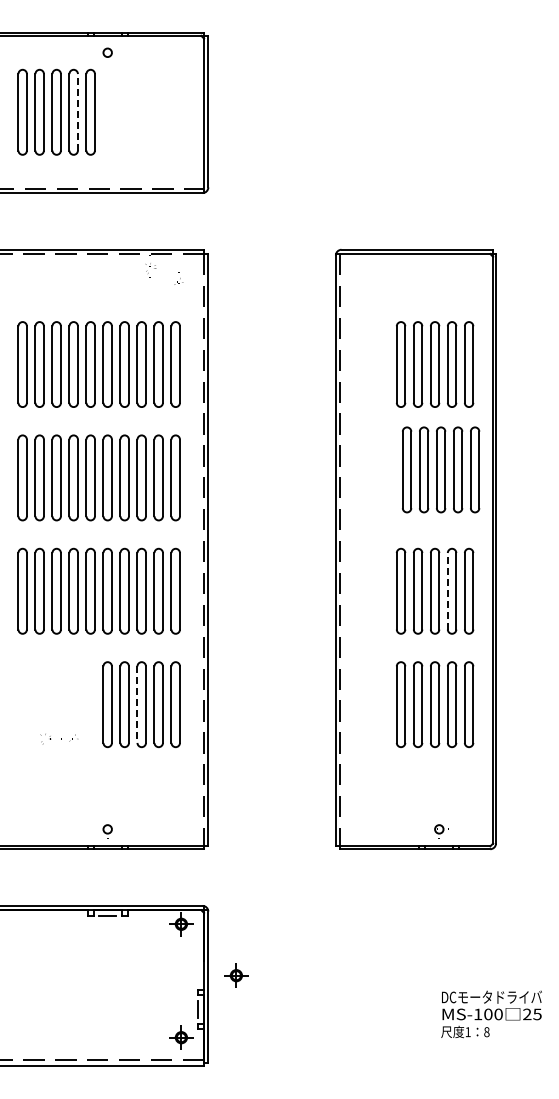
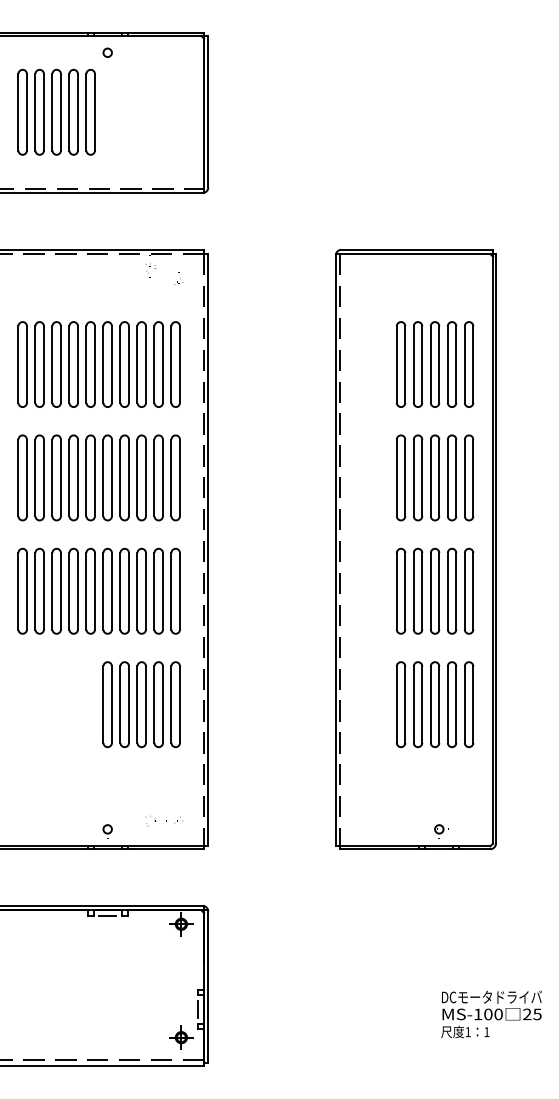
line: dashed -> solid (77, 111)
part position: (441, 469) -> (435, 477) (435, 477)
line: dashed -> solid (447, 590)
line: dashed -> solid (137, 705)
part position: (59, 738) -> (164, 820) (164, 820)
part: present -> none (236, 975)
text: 8 -> 1 (486, 1032)
